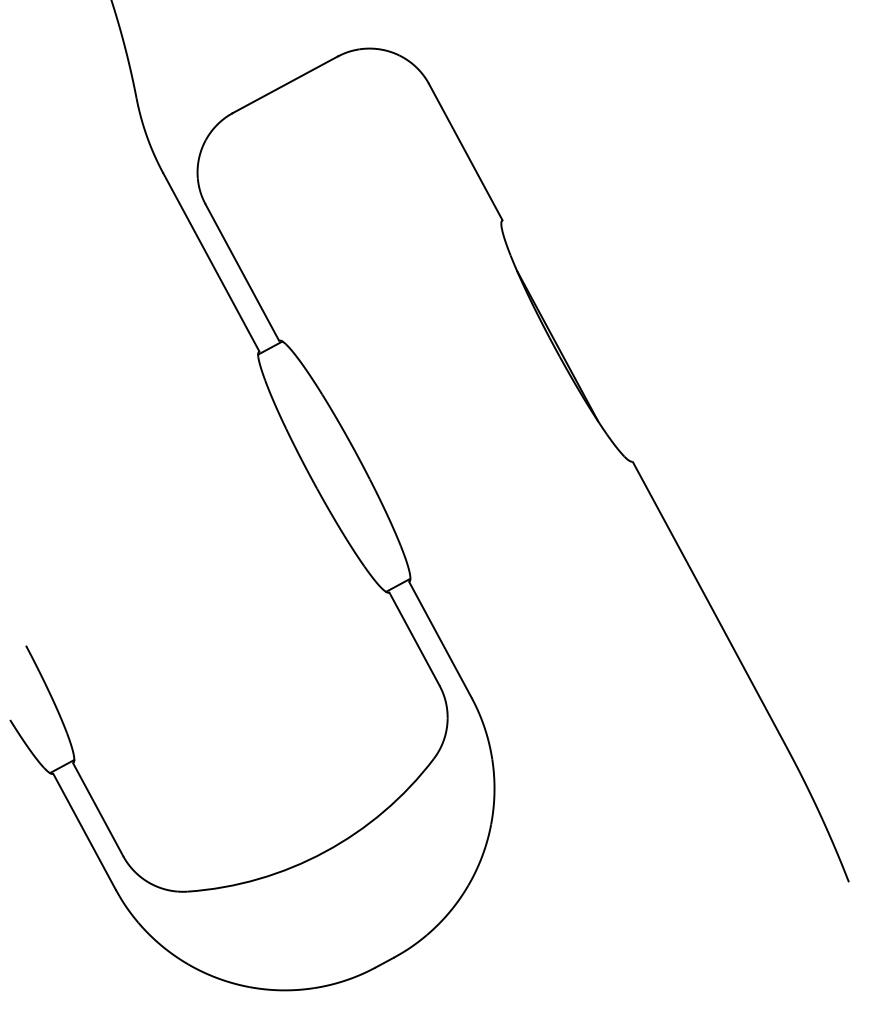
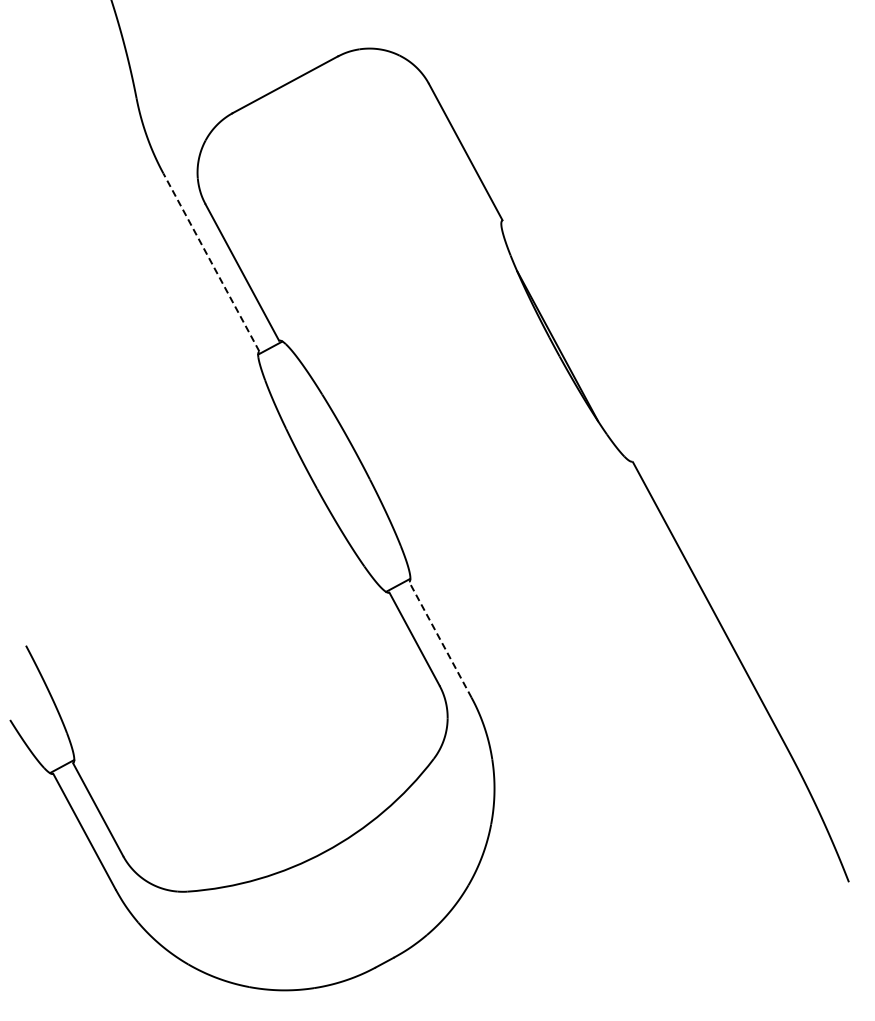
line: solid -> dashed (211, 262)
line: solid -> dashed (440, 639)
